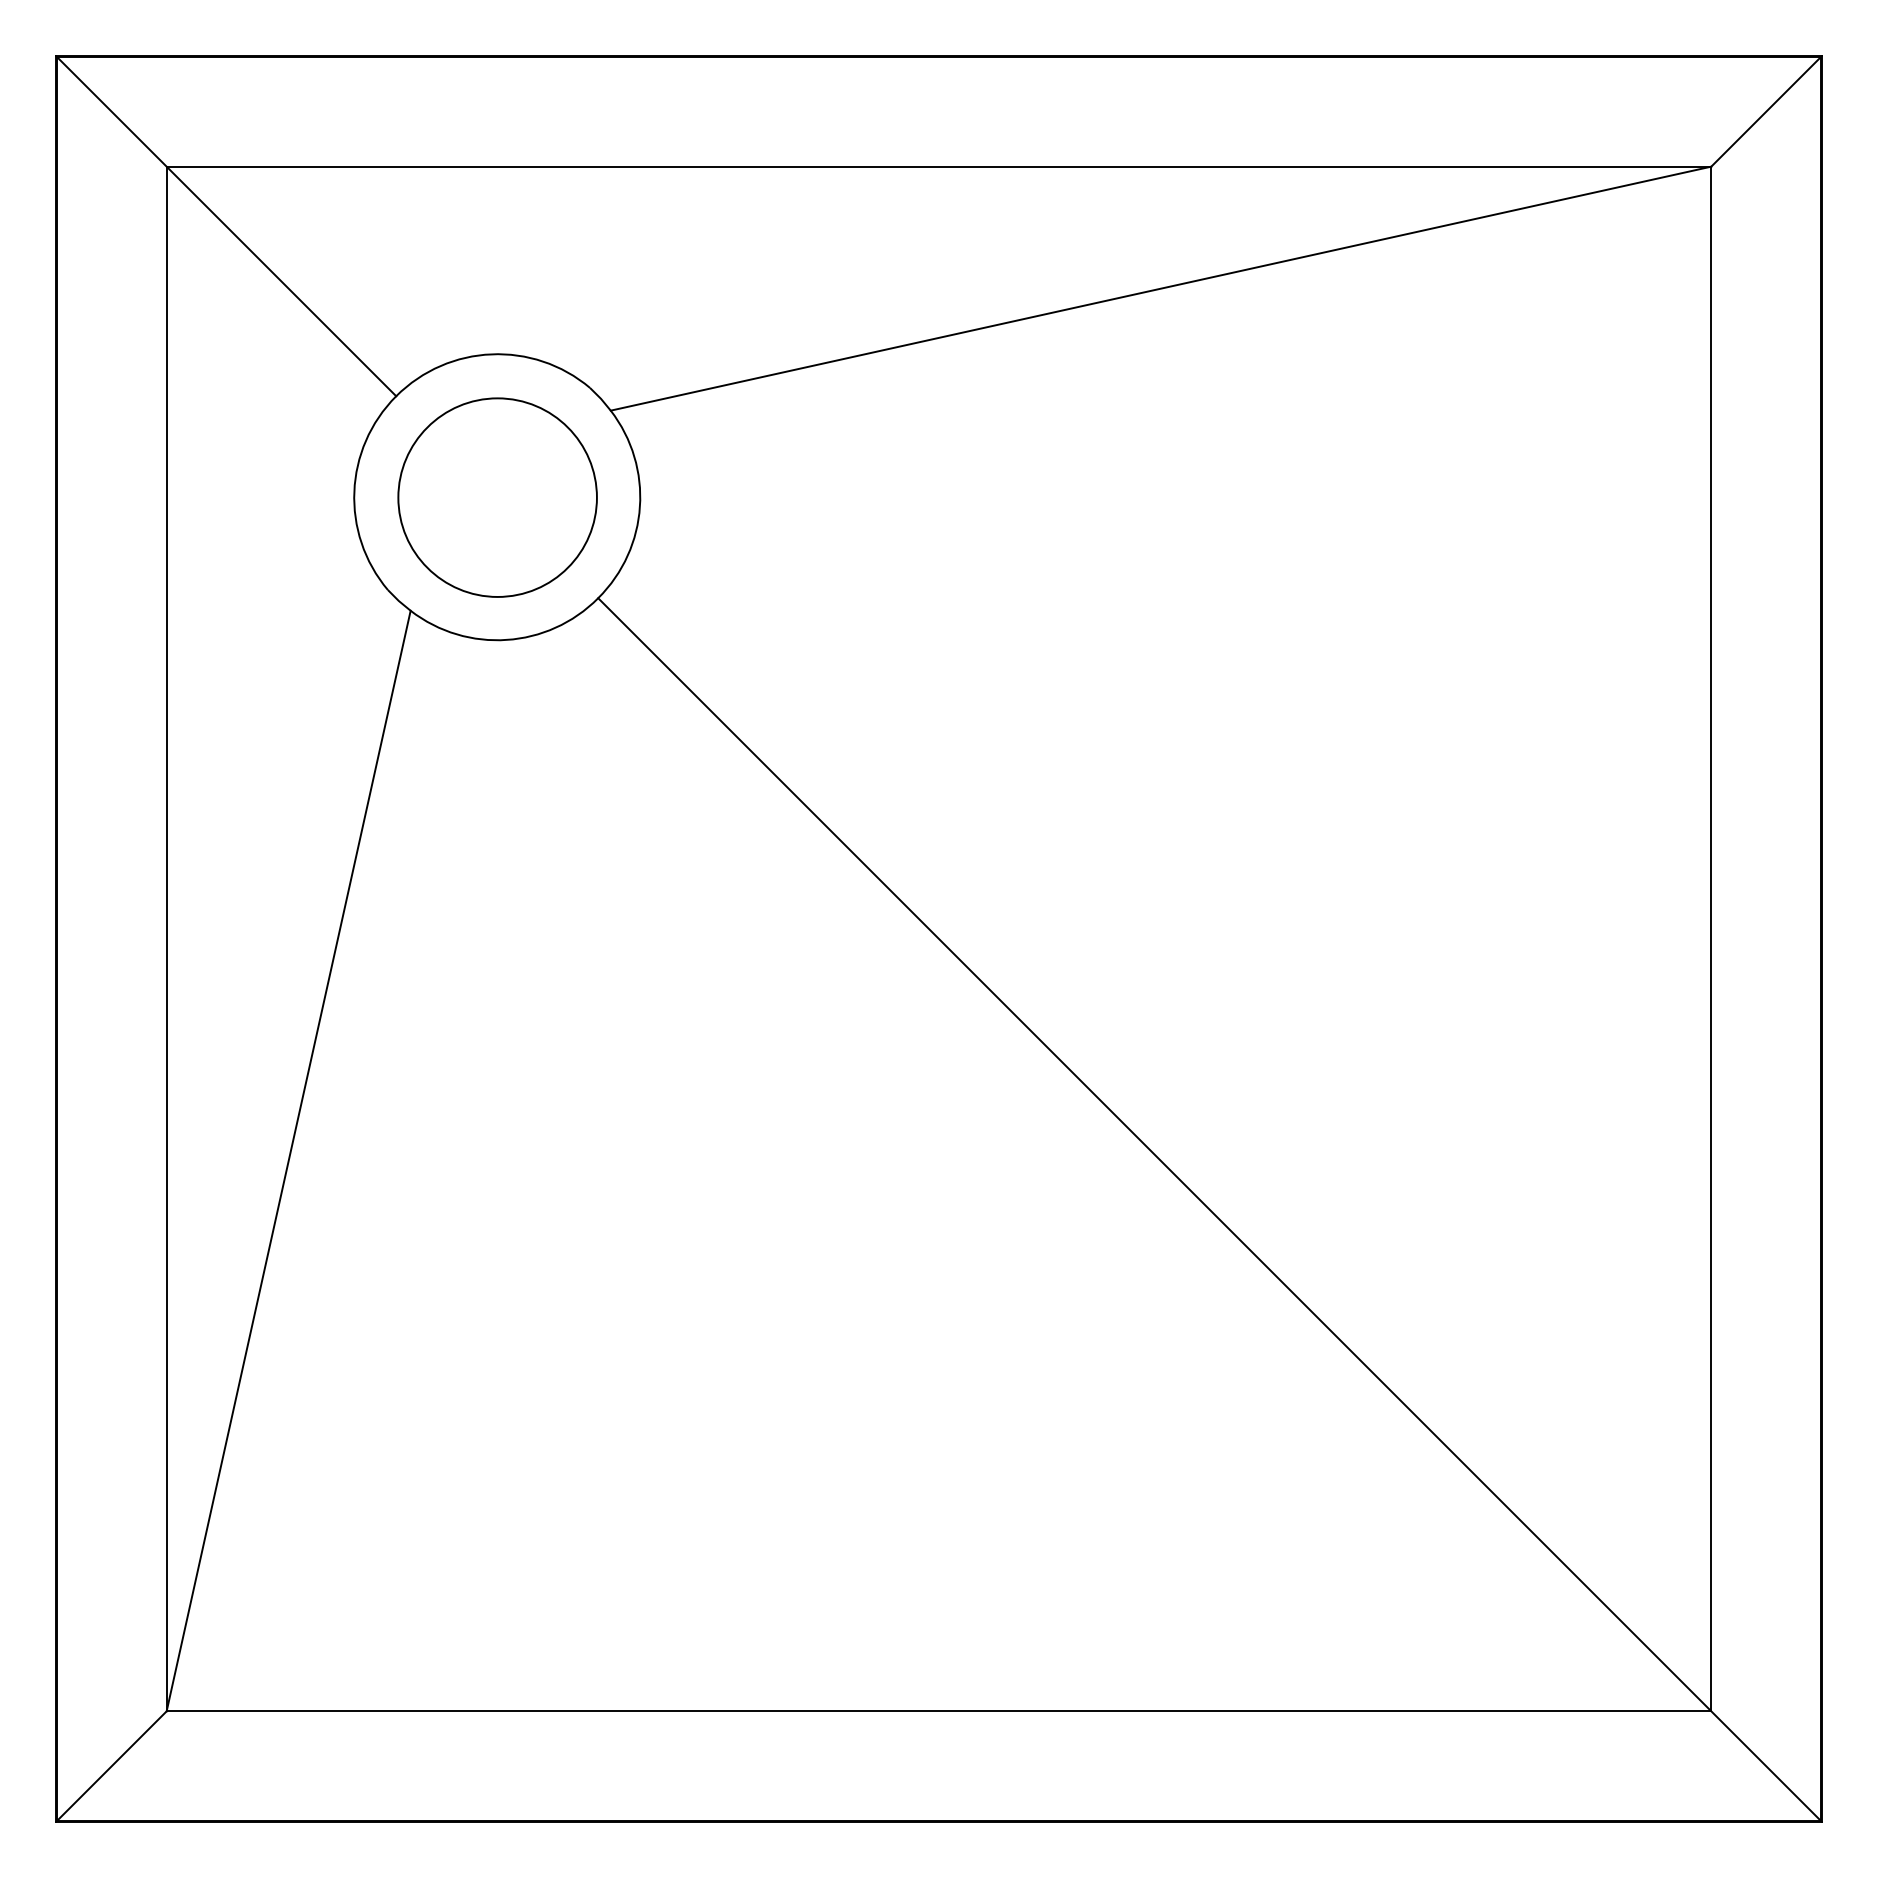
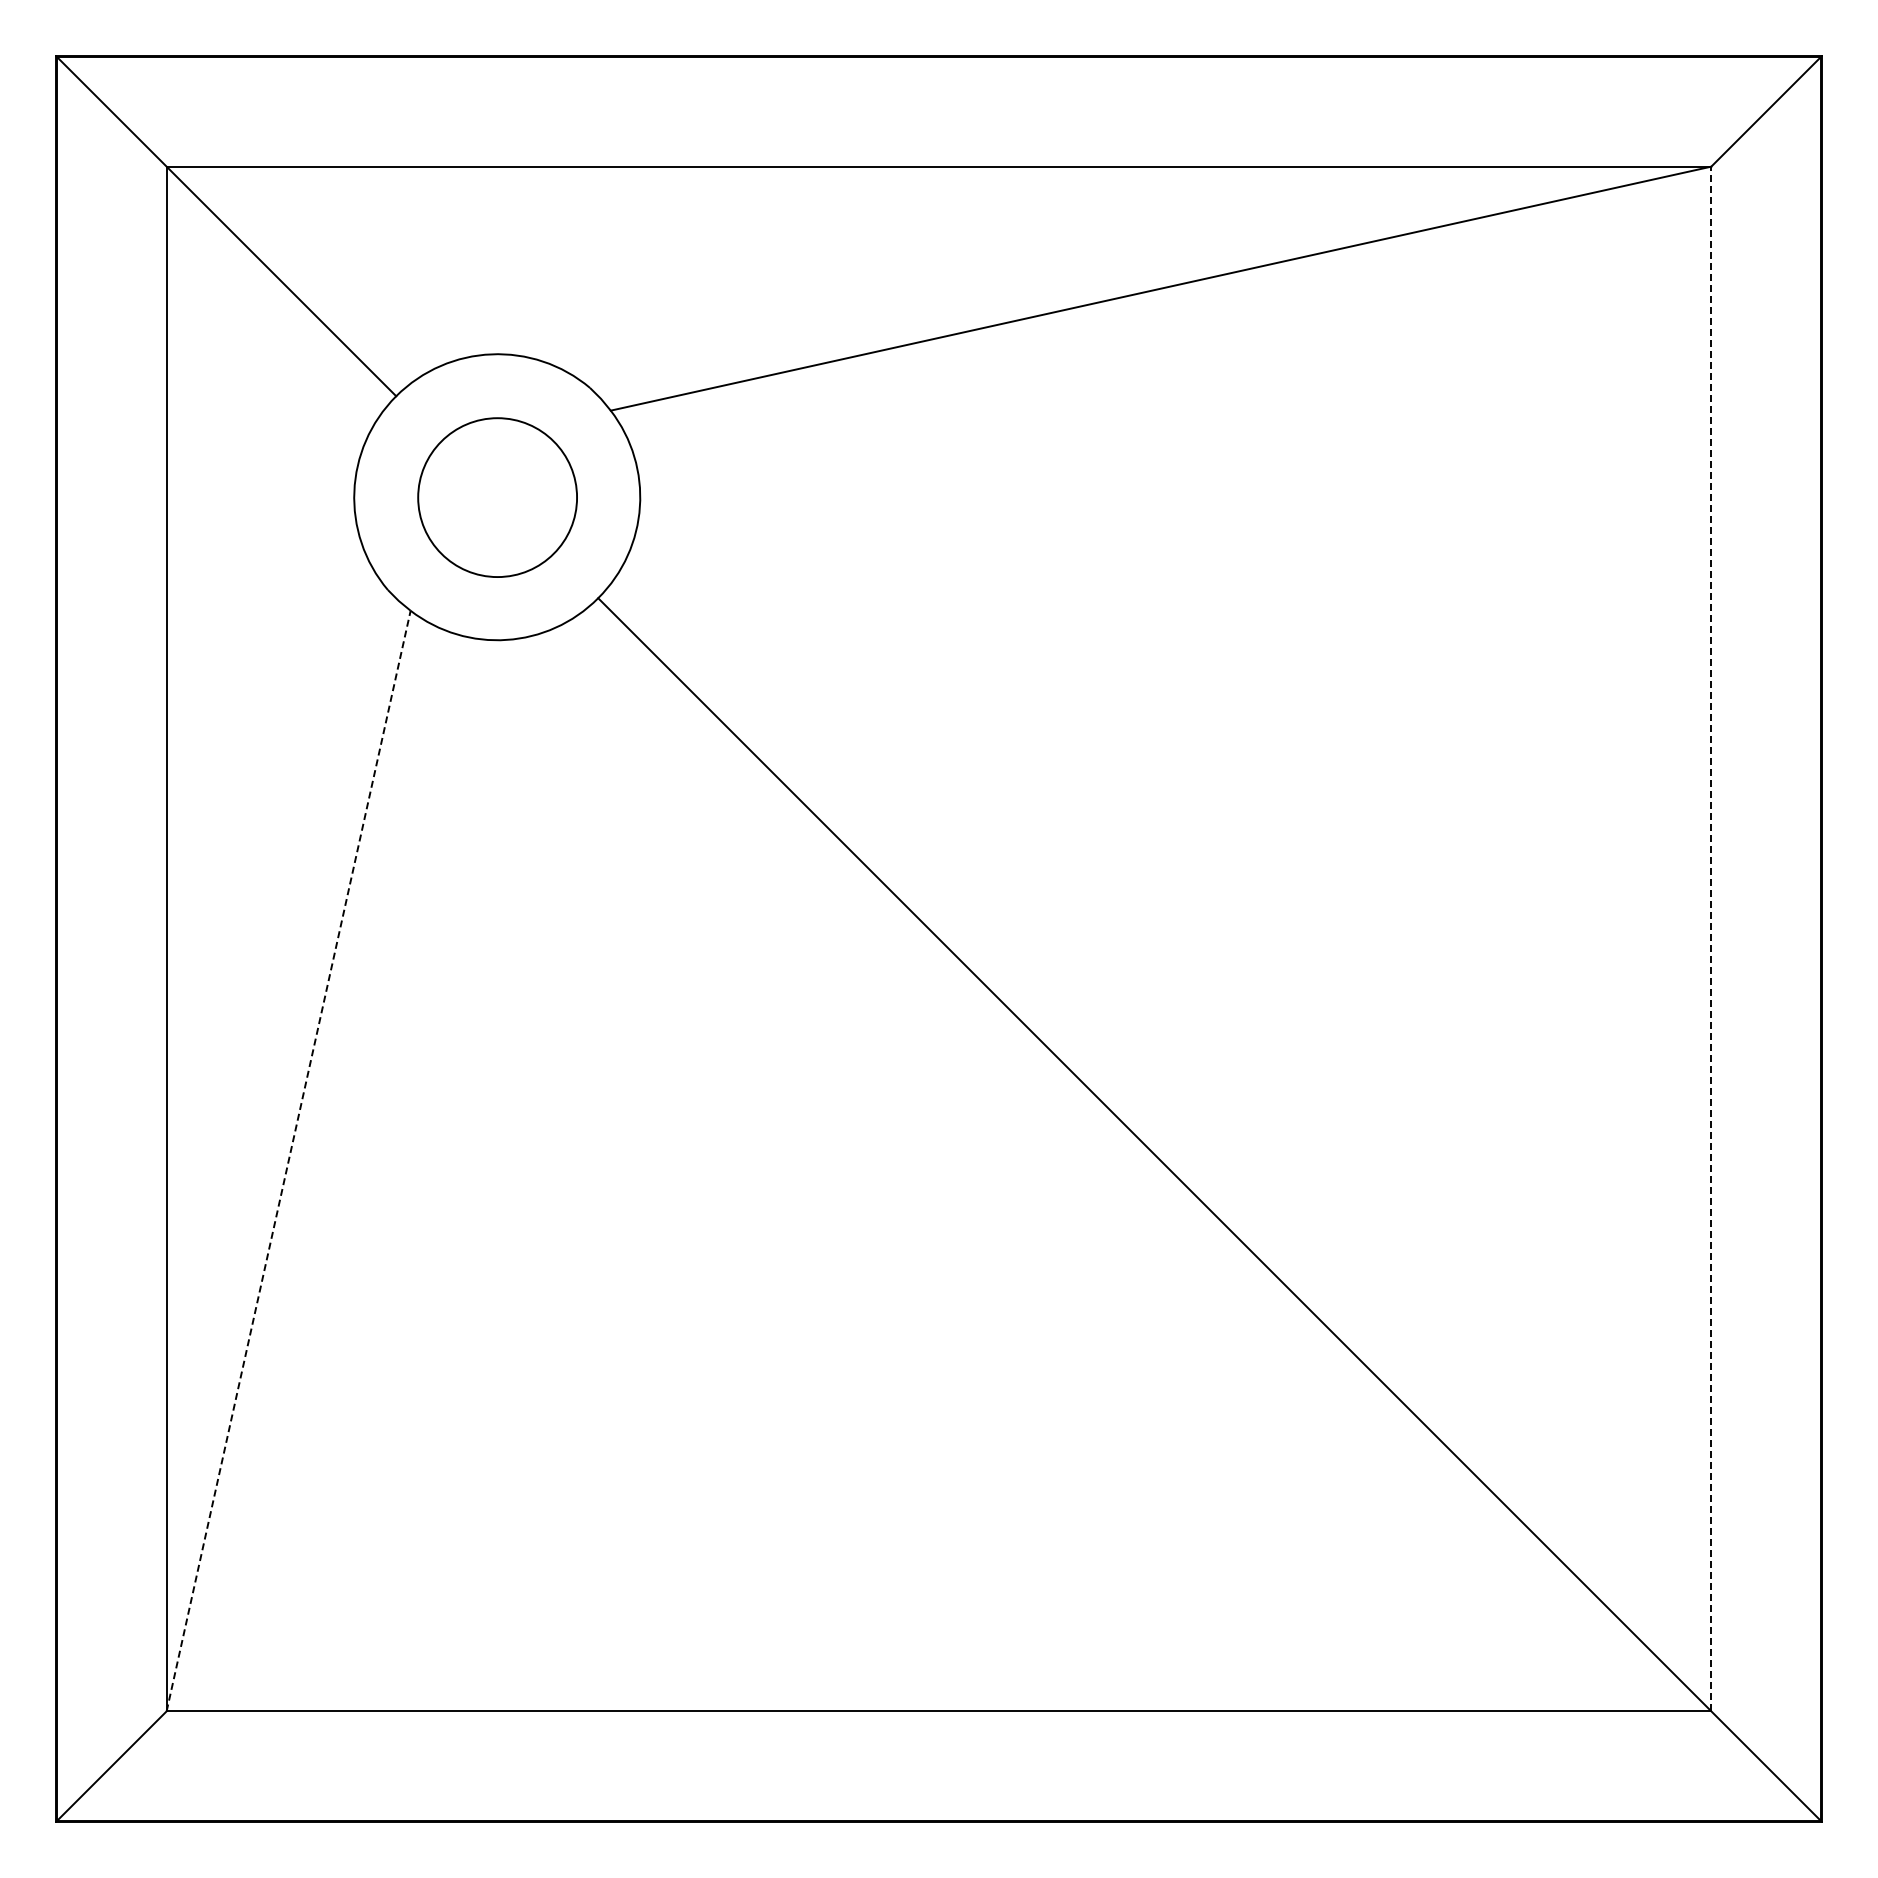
circle size: 201x201 px -> 161x161 px (497, 497)
line: solid -> dashed (1711, 938)
line: solid -> dashed (288, 1161)
